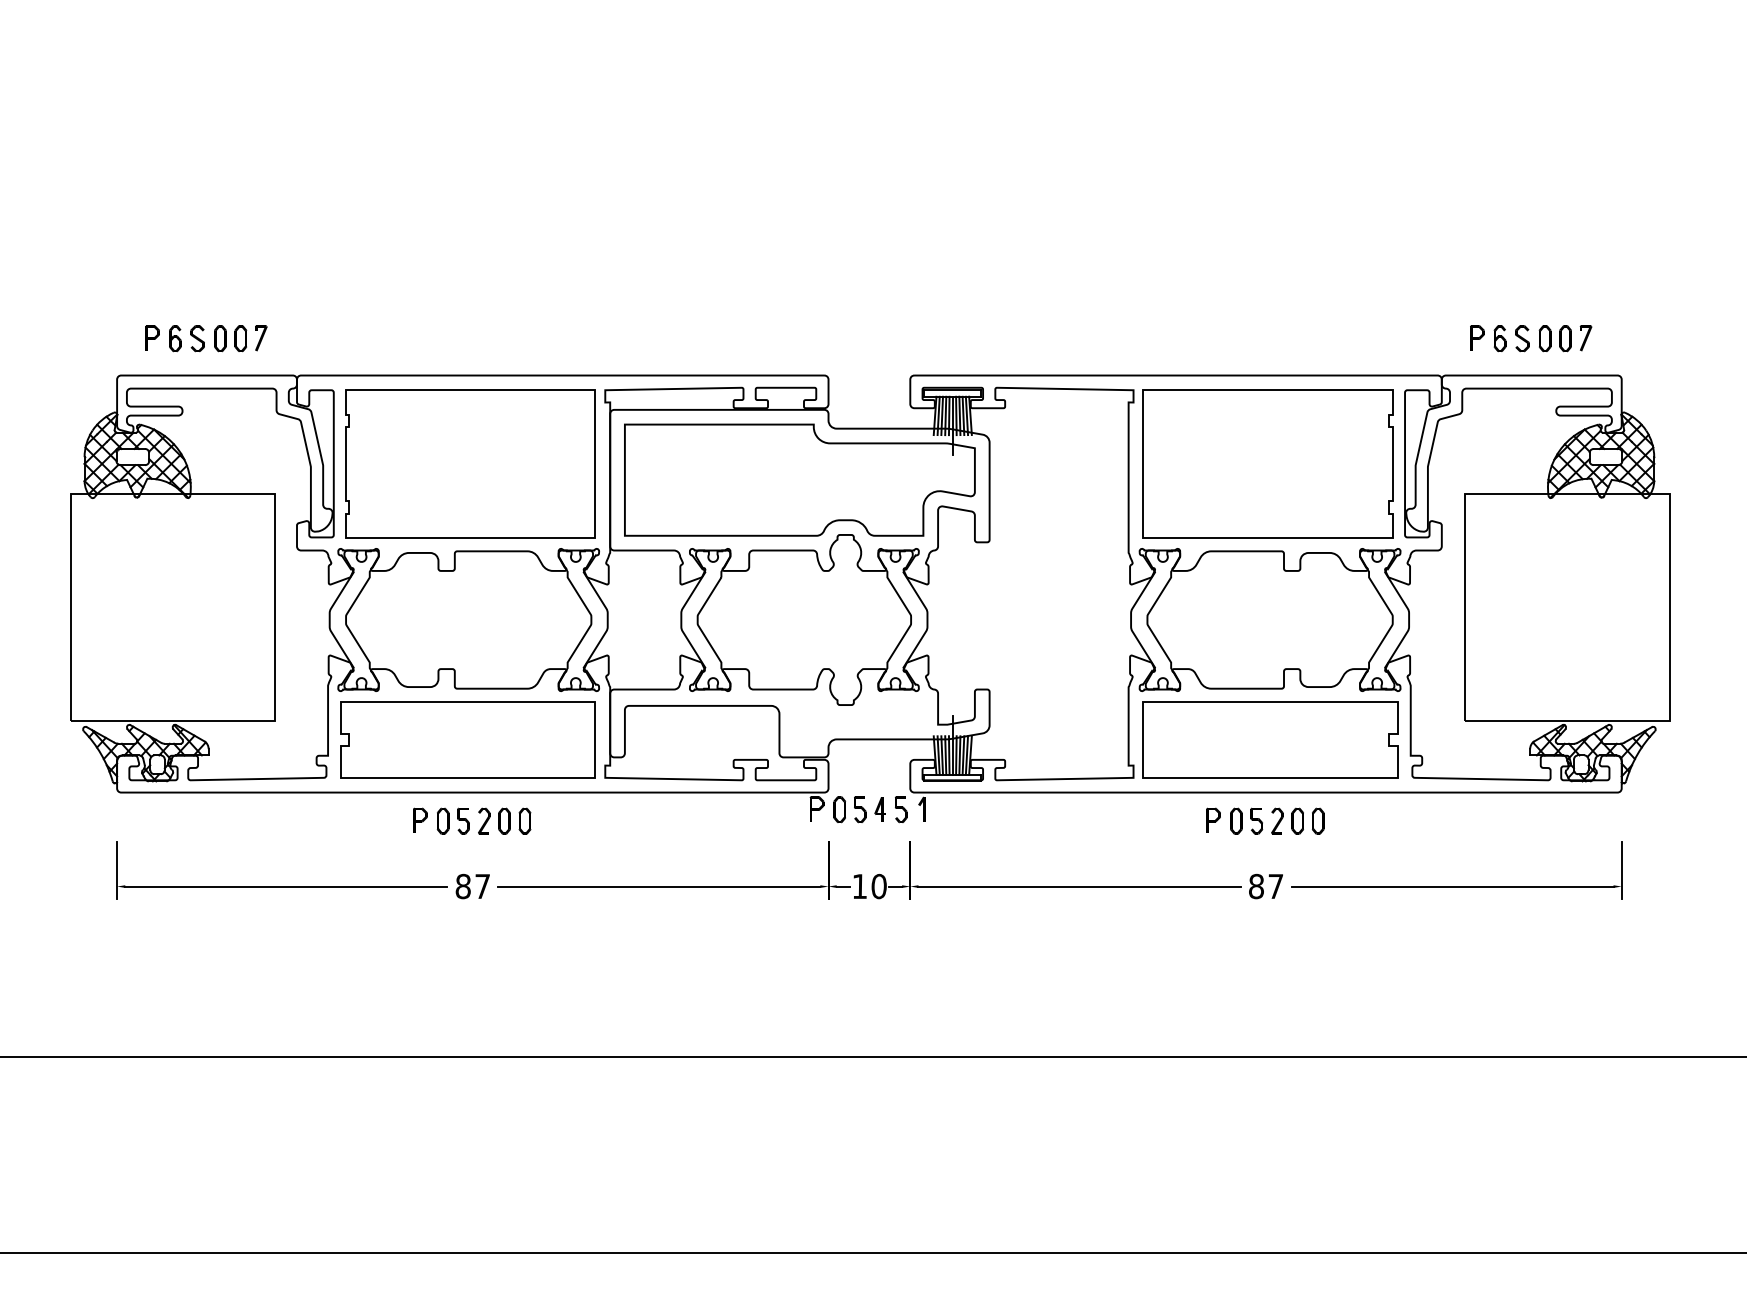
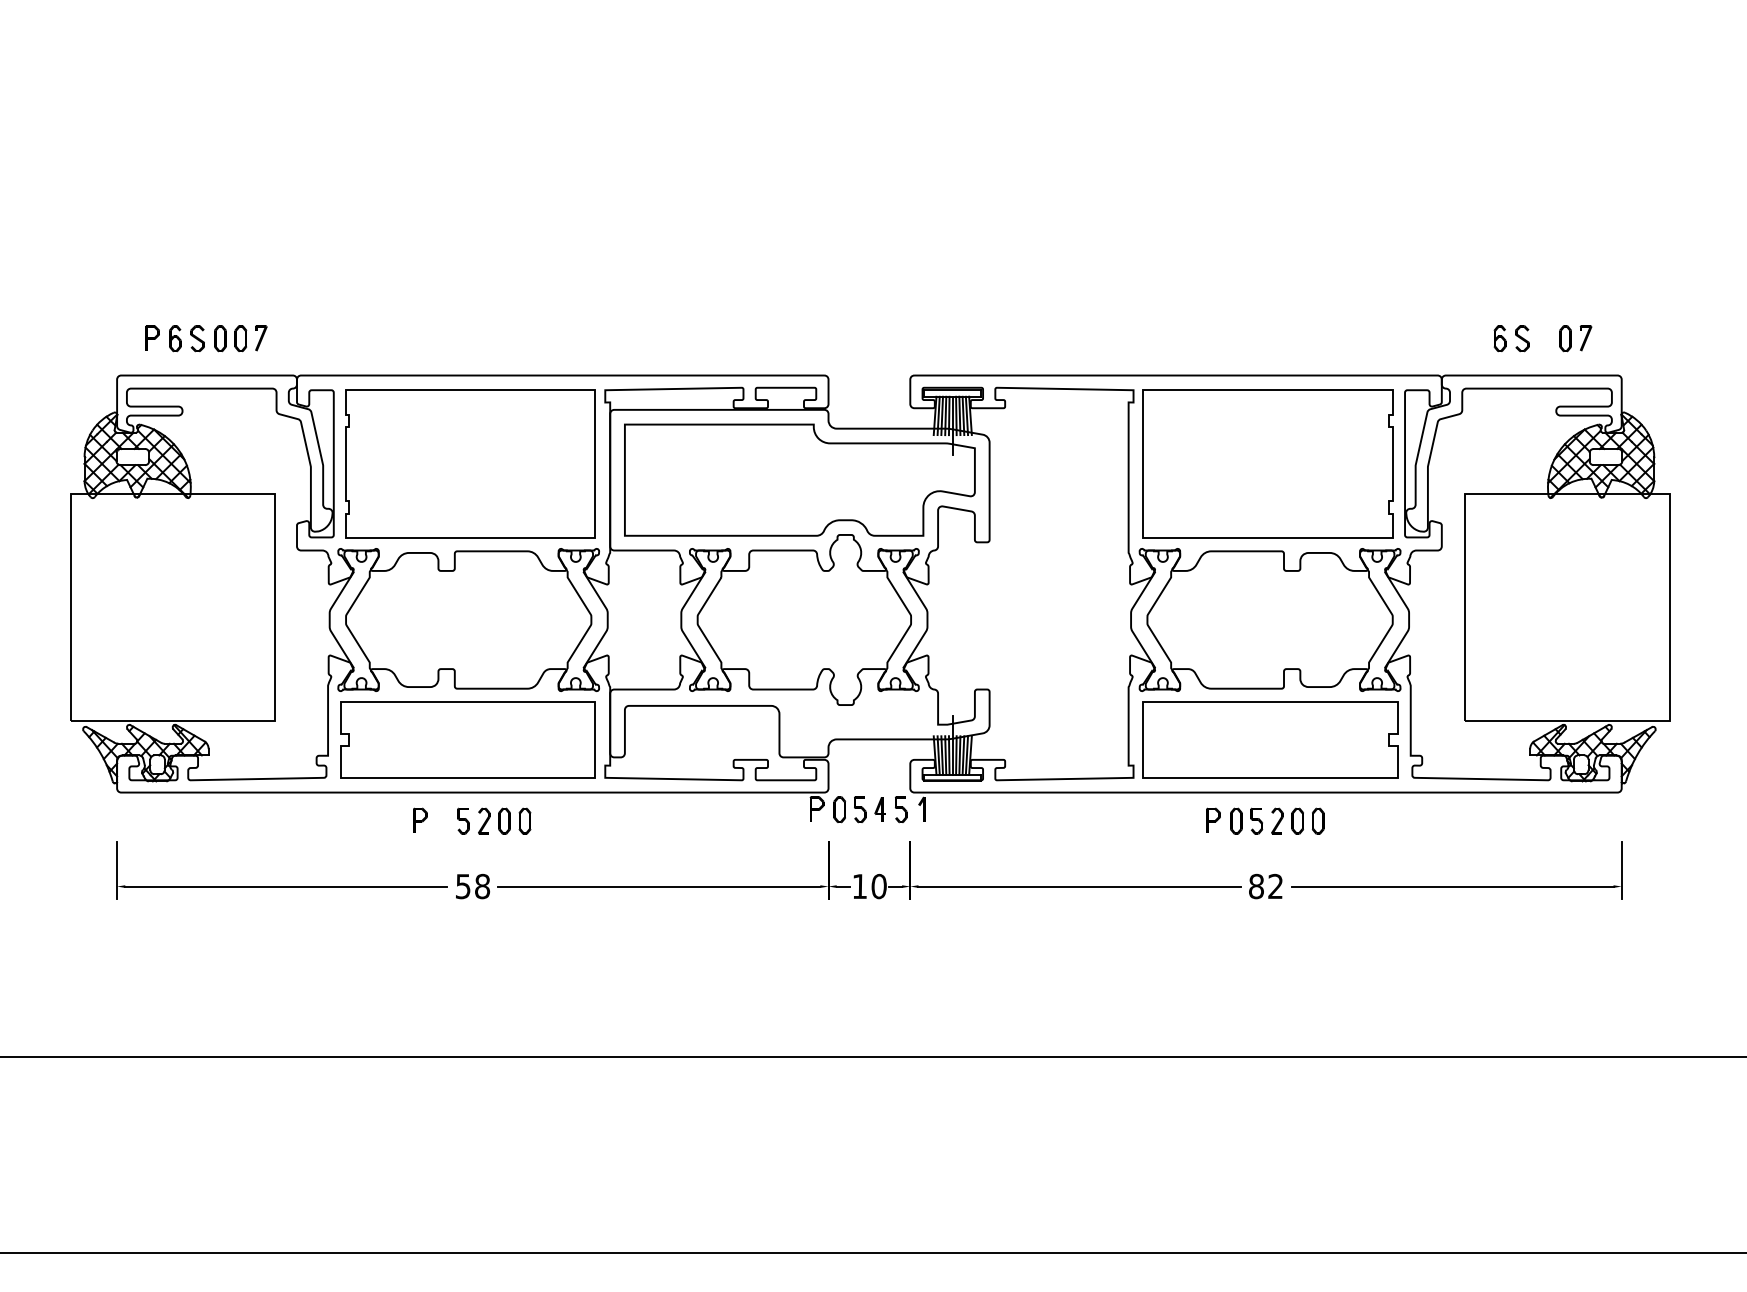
part: present -> none (1477, 337)
part: present -> none (1544, 338)
part: present -> none (442, 820)
text: 87 -> 82 (1275, 885)
text: 87 -> 58 (472, 886)
